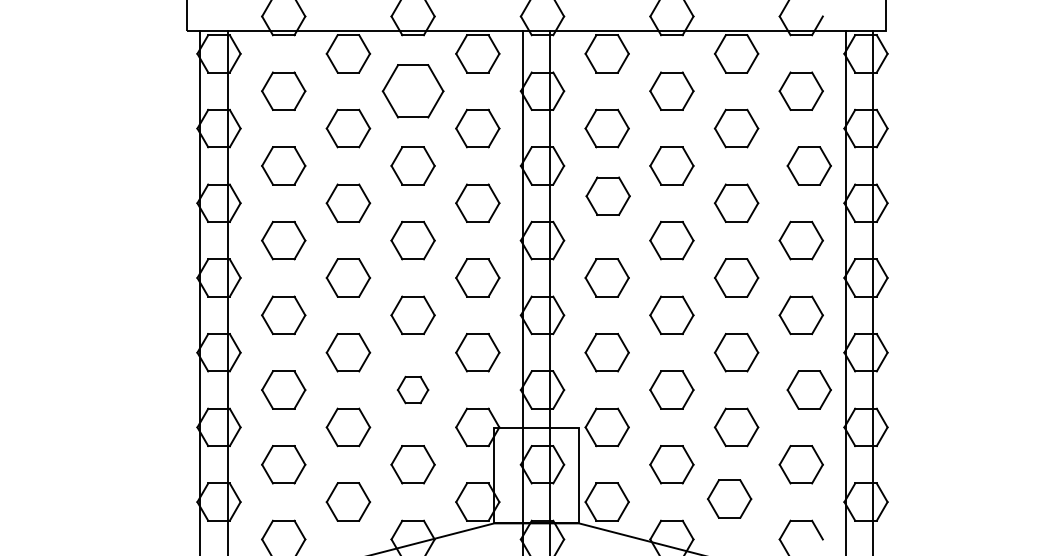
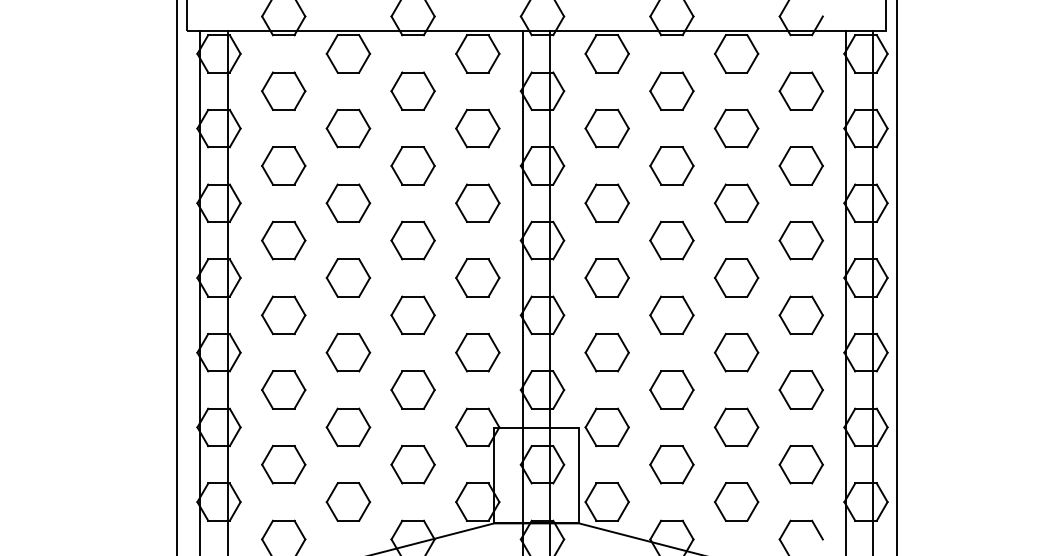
part size: 64x55 px -> 46x40 px (412, 90)
part position: (808, 165) -> (800, 165) (800, 165)
part position: (607, 195) -> (606, 202) (606, 202)
line: none -> present (176, 277)
line: none -> present (896, 277)
part size: 34x30 px -> 46x40 px (412, 389)
part position: (808, 389) -> (800, 389) (800, 389)
part position: (729, 498) -> (736, 501) (736, 501)
